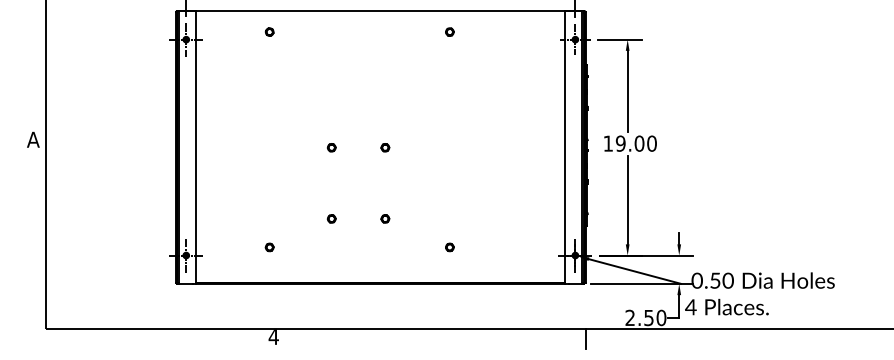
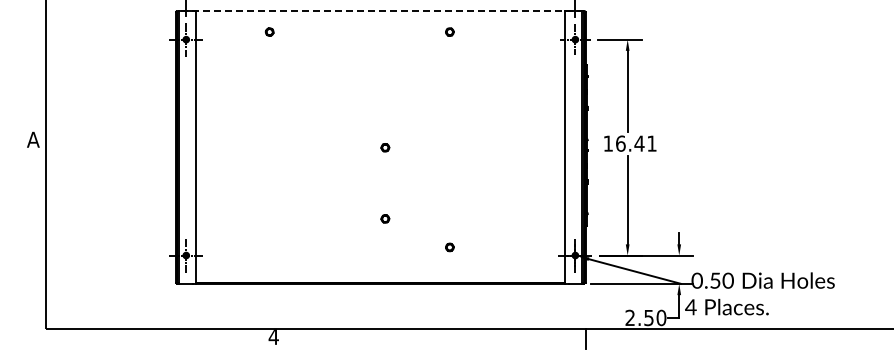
line: solid -> dashed (380, 10)
text: 19.00 -> 16.41 (635, 143)
part: present -> none (331, 147)
part: present -> none (331, 218)
part: present -> none (269, 247)
